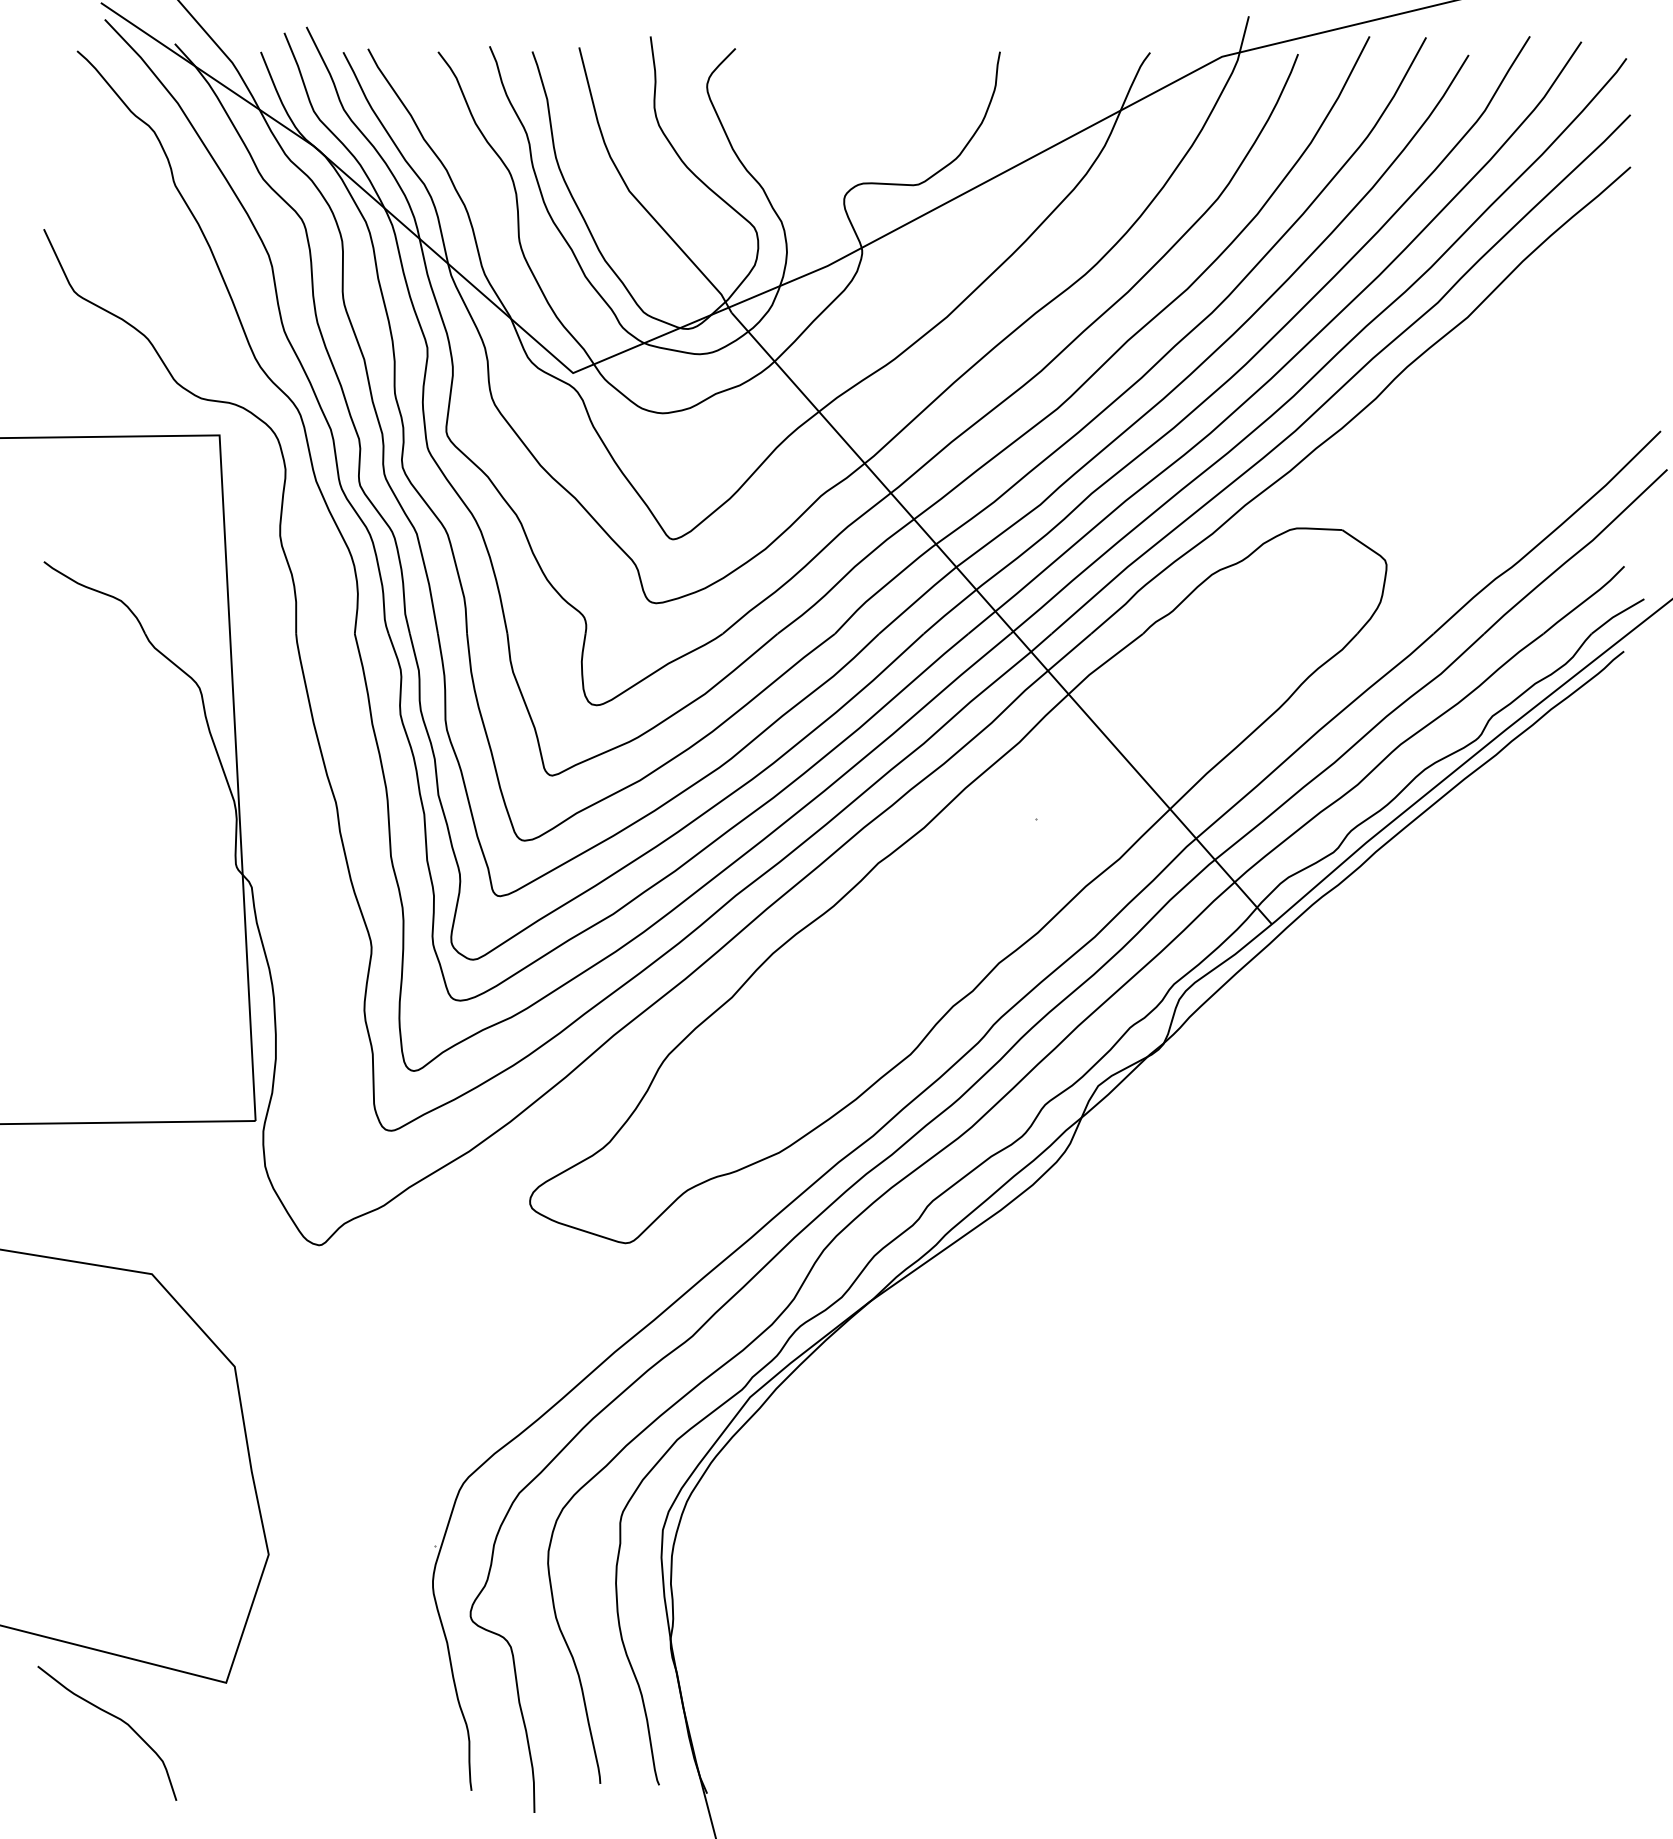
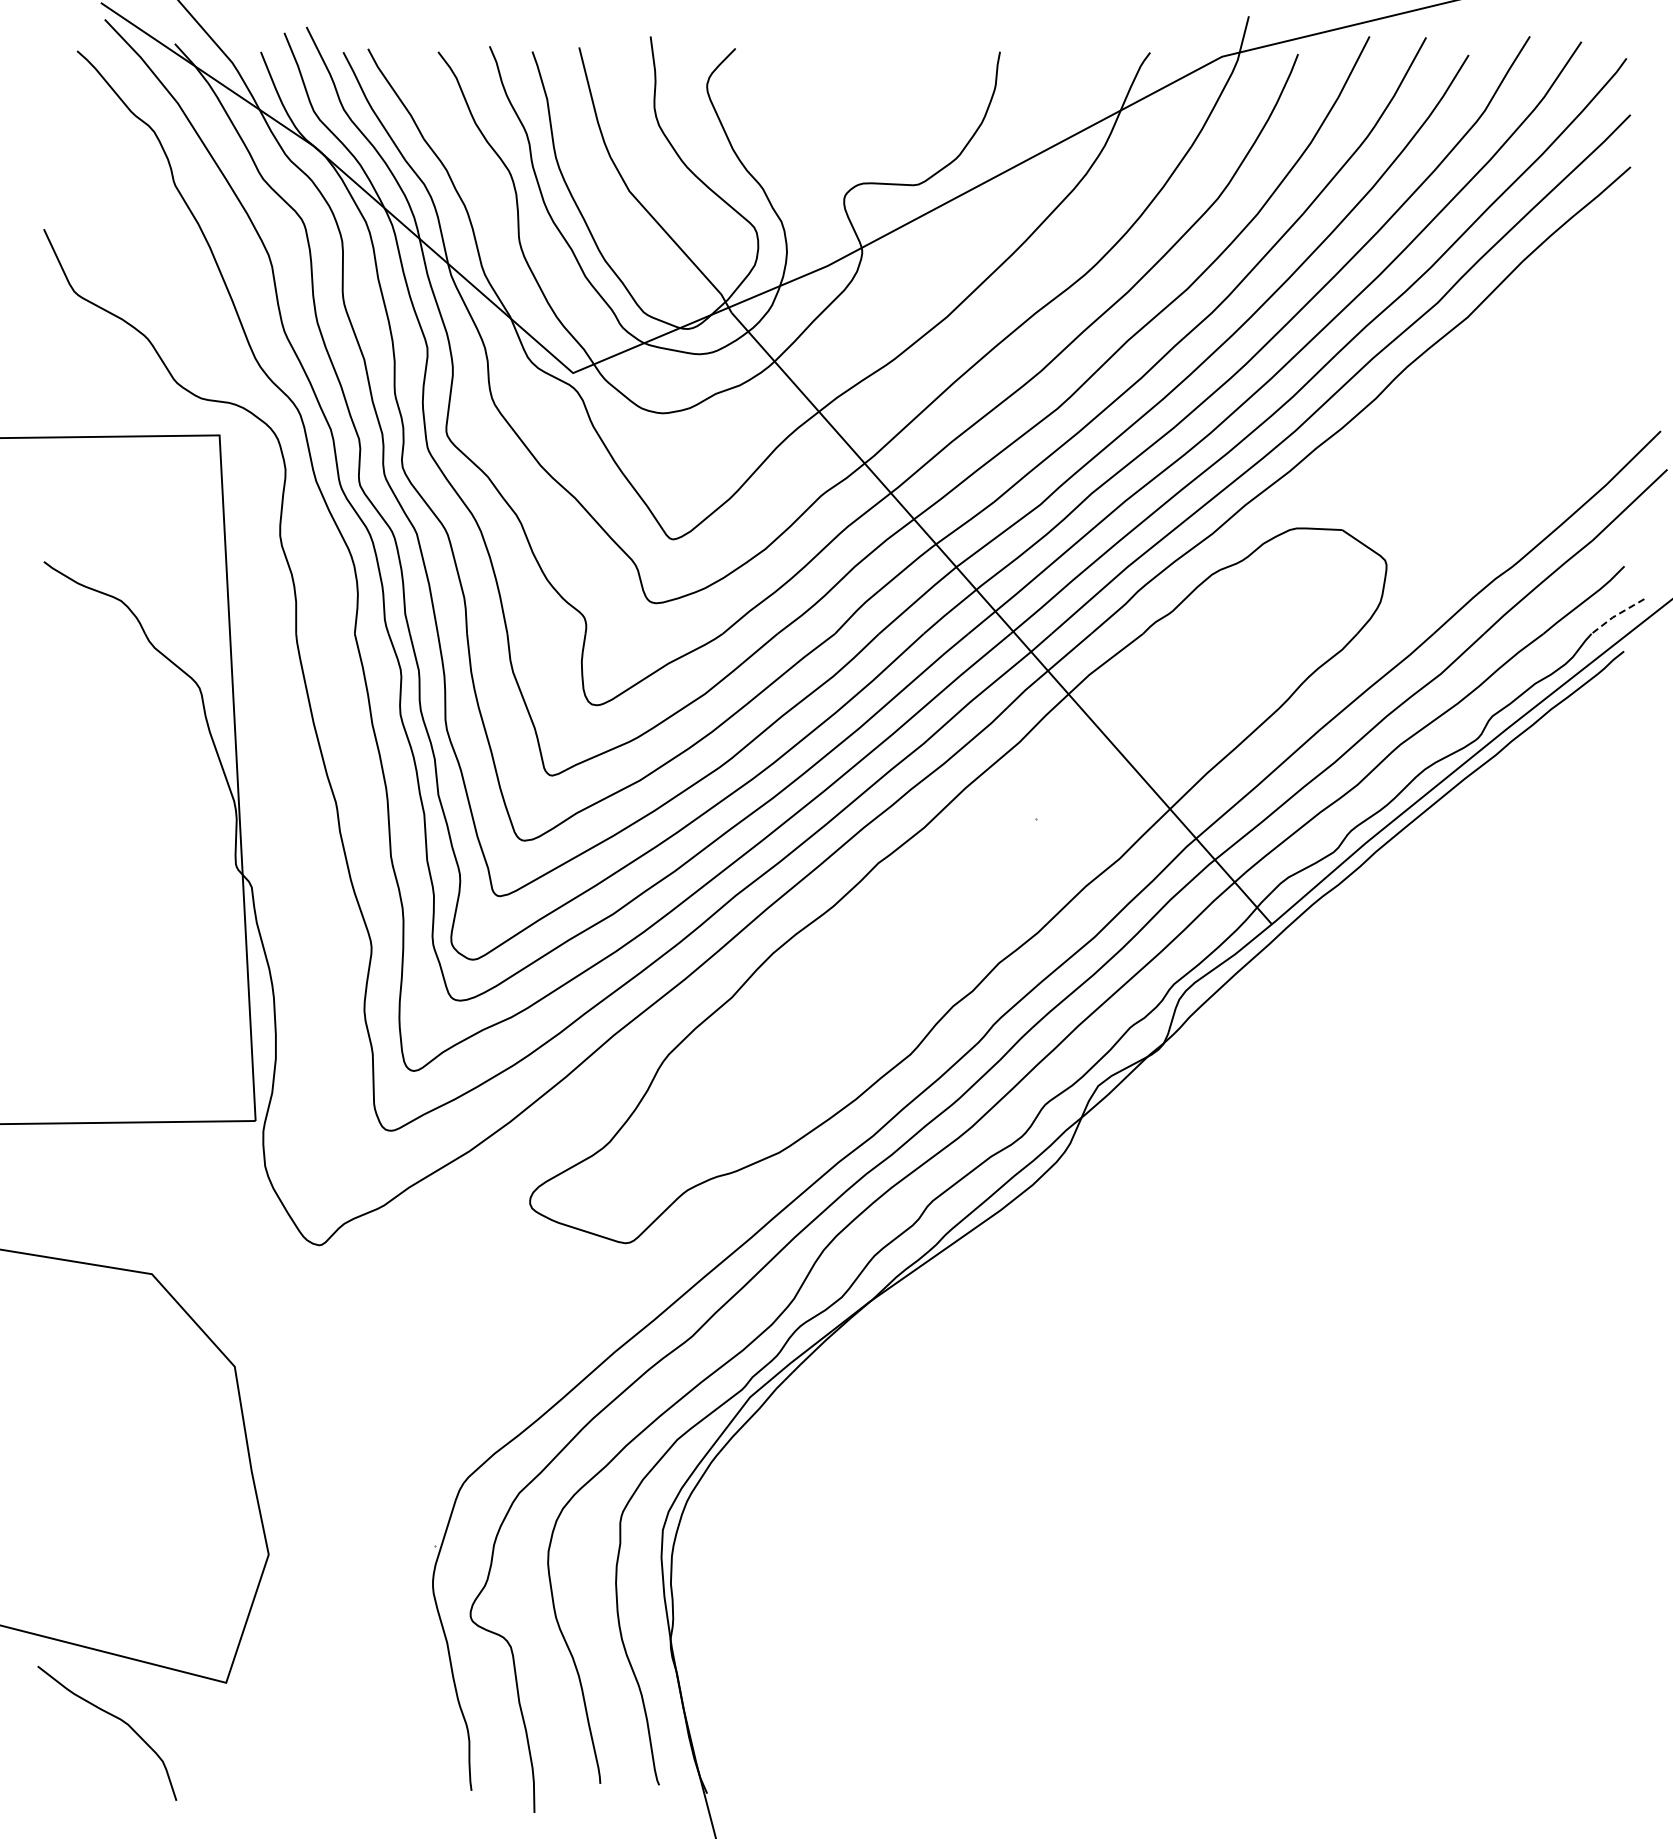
line: solid -> dashed (1616, 615)
